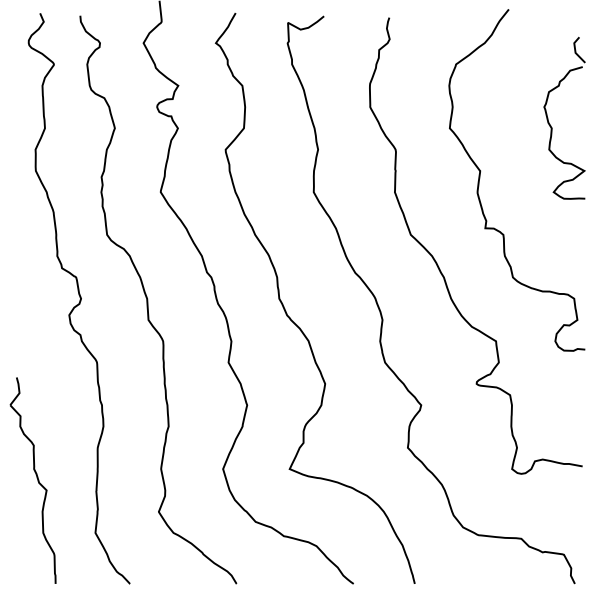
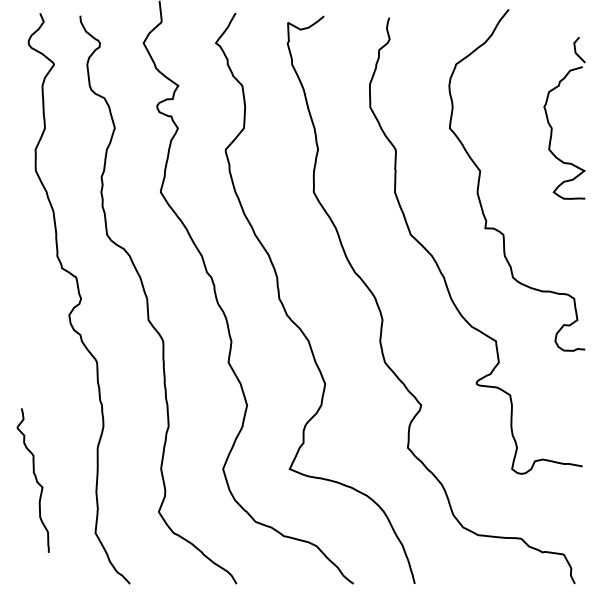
part size: 48x207 px -> 34x145 px (32, 480)
